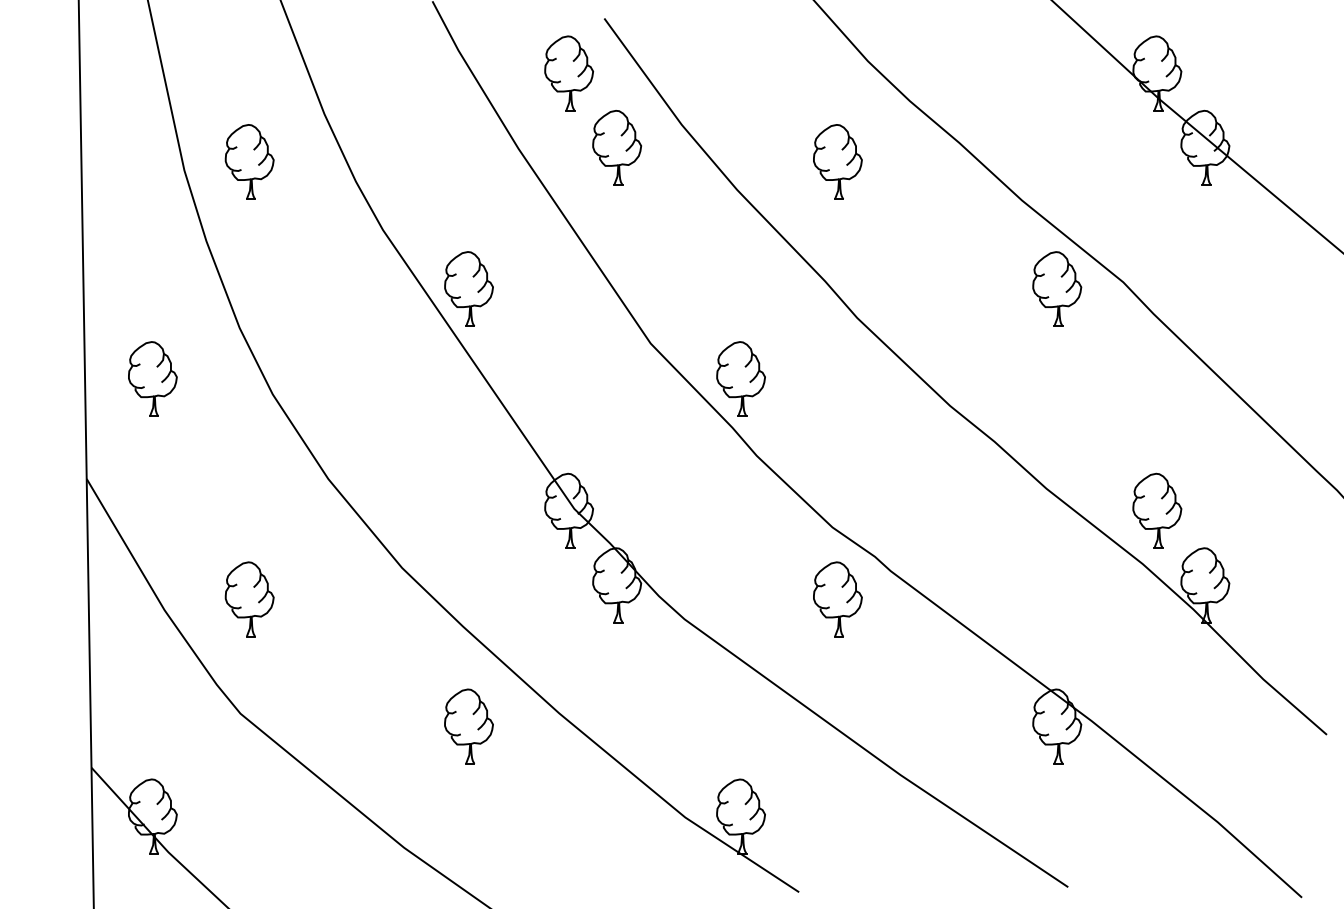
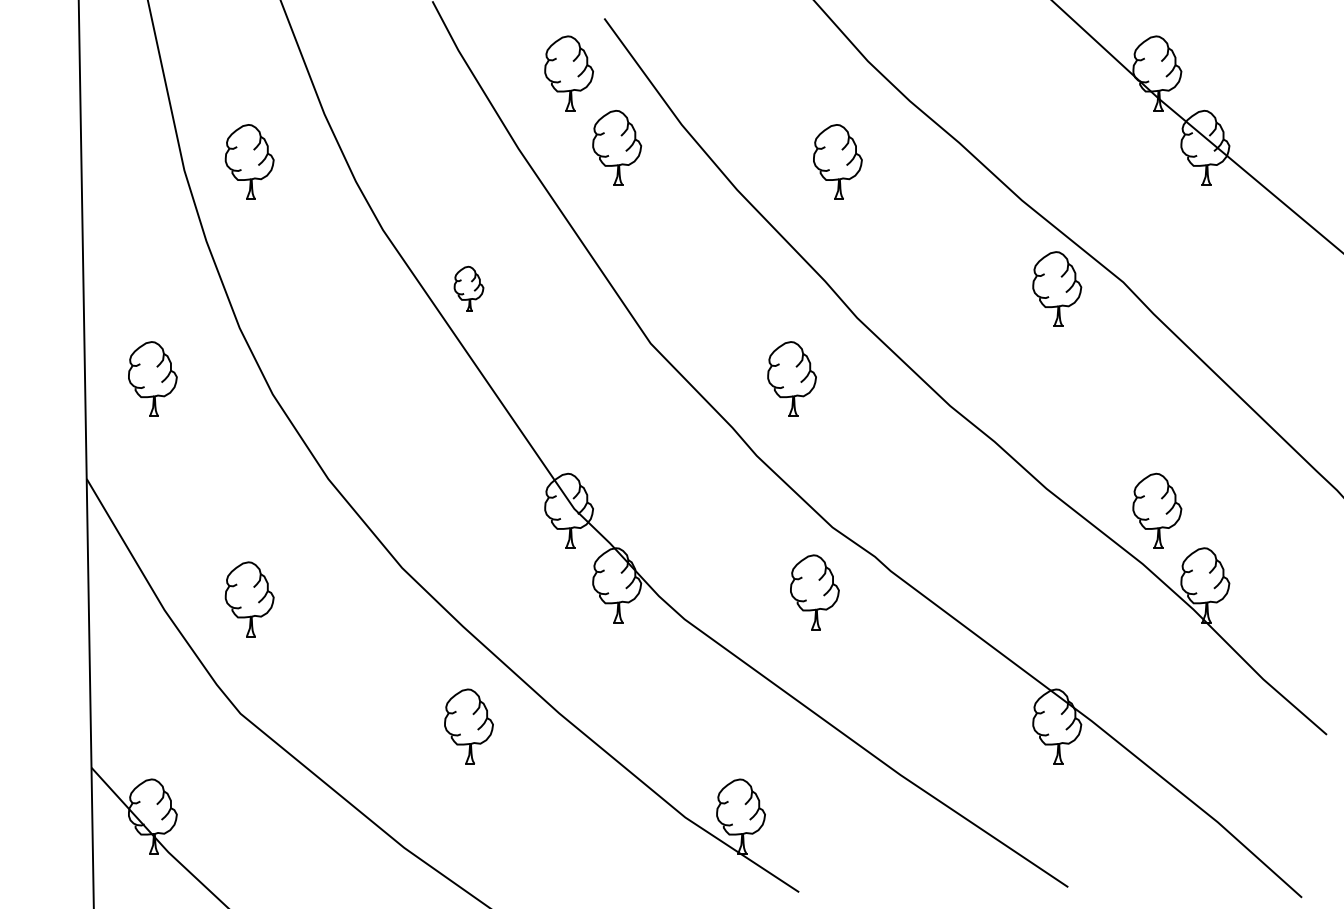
part size: 50x76 px -> 32x47 px (468, 288)
part position: (740, 378) -> (791, 378) (791, 378)
part position: (837, 599) -> (814, 592) (814, 592)
